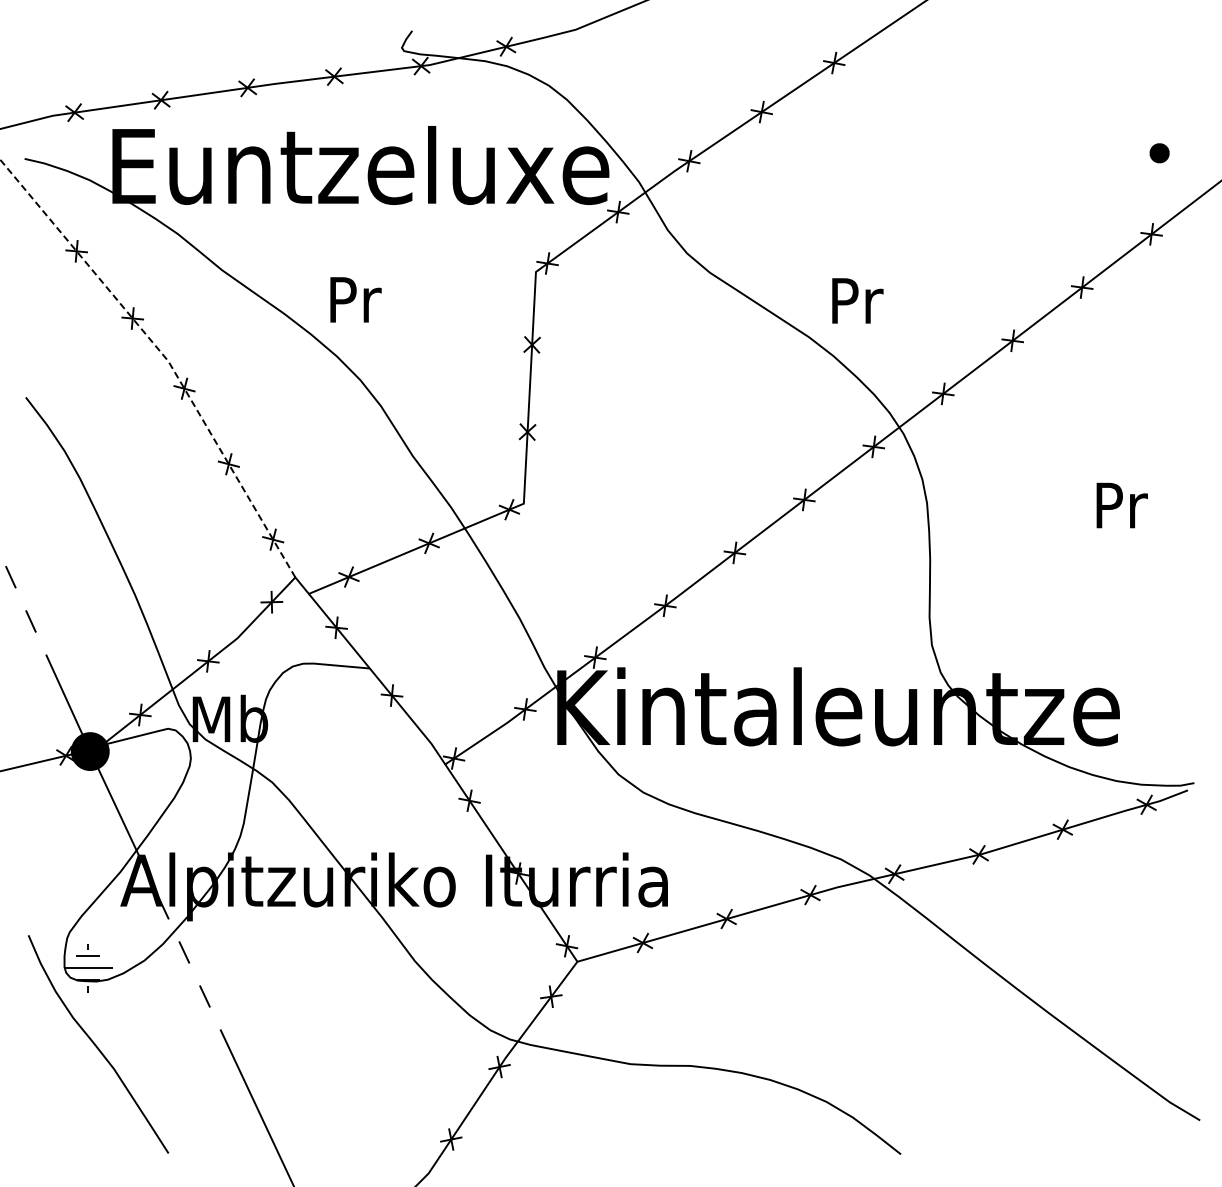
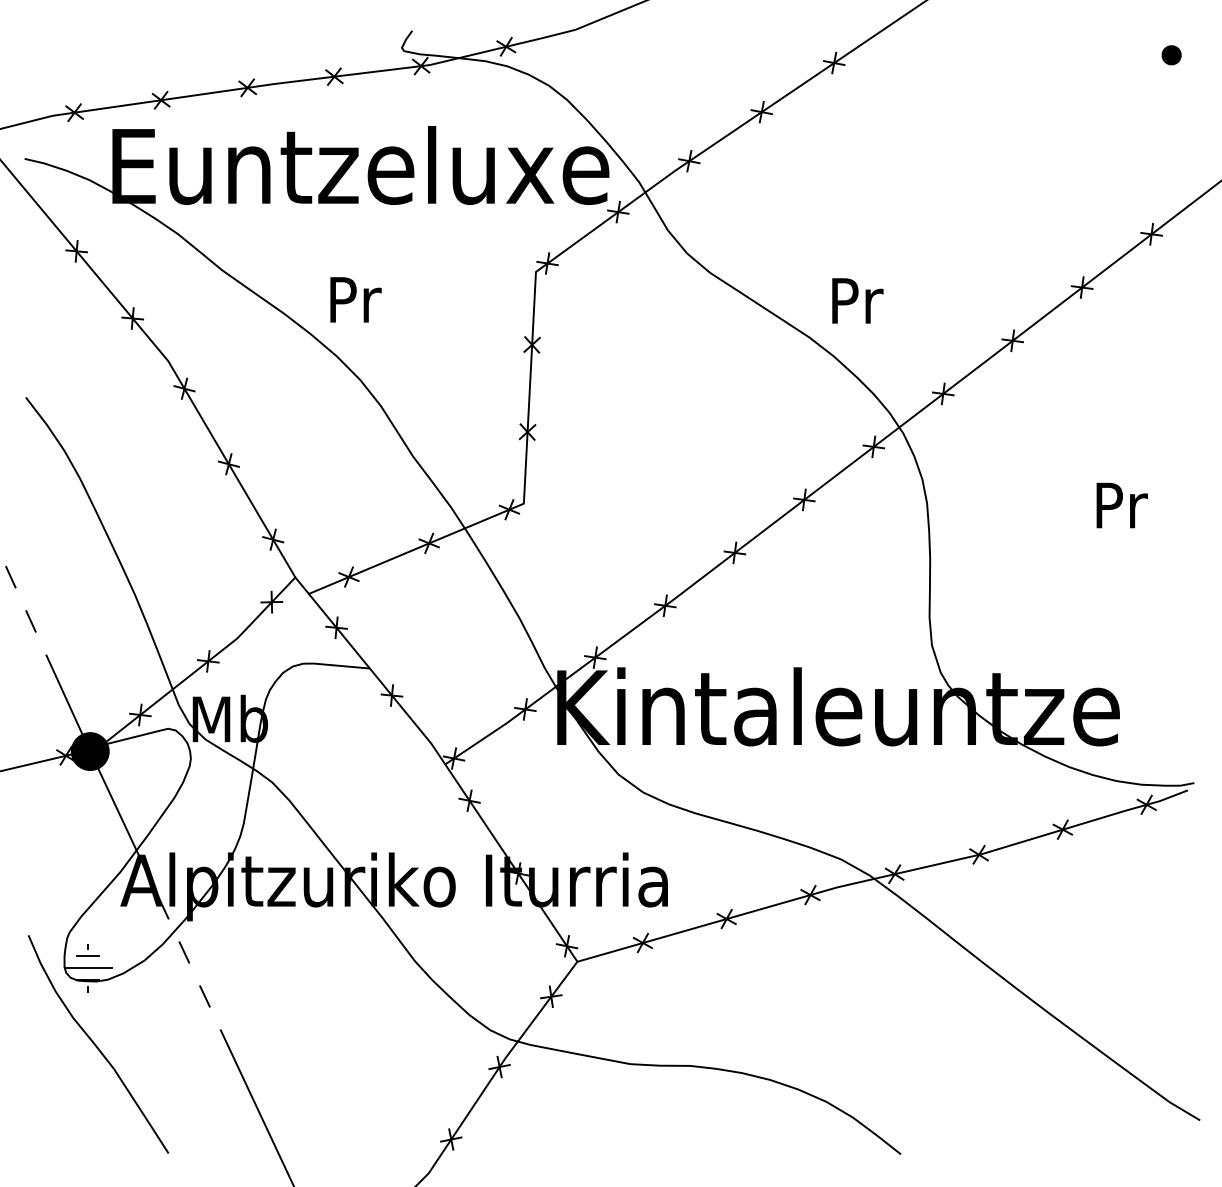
part position: (1159, 153) -> (1171, 55) (1171, 55)
line: dashed -> solid (164, 356)
